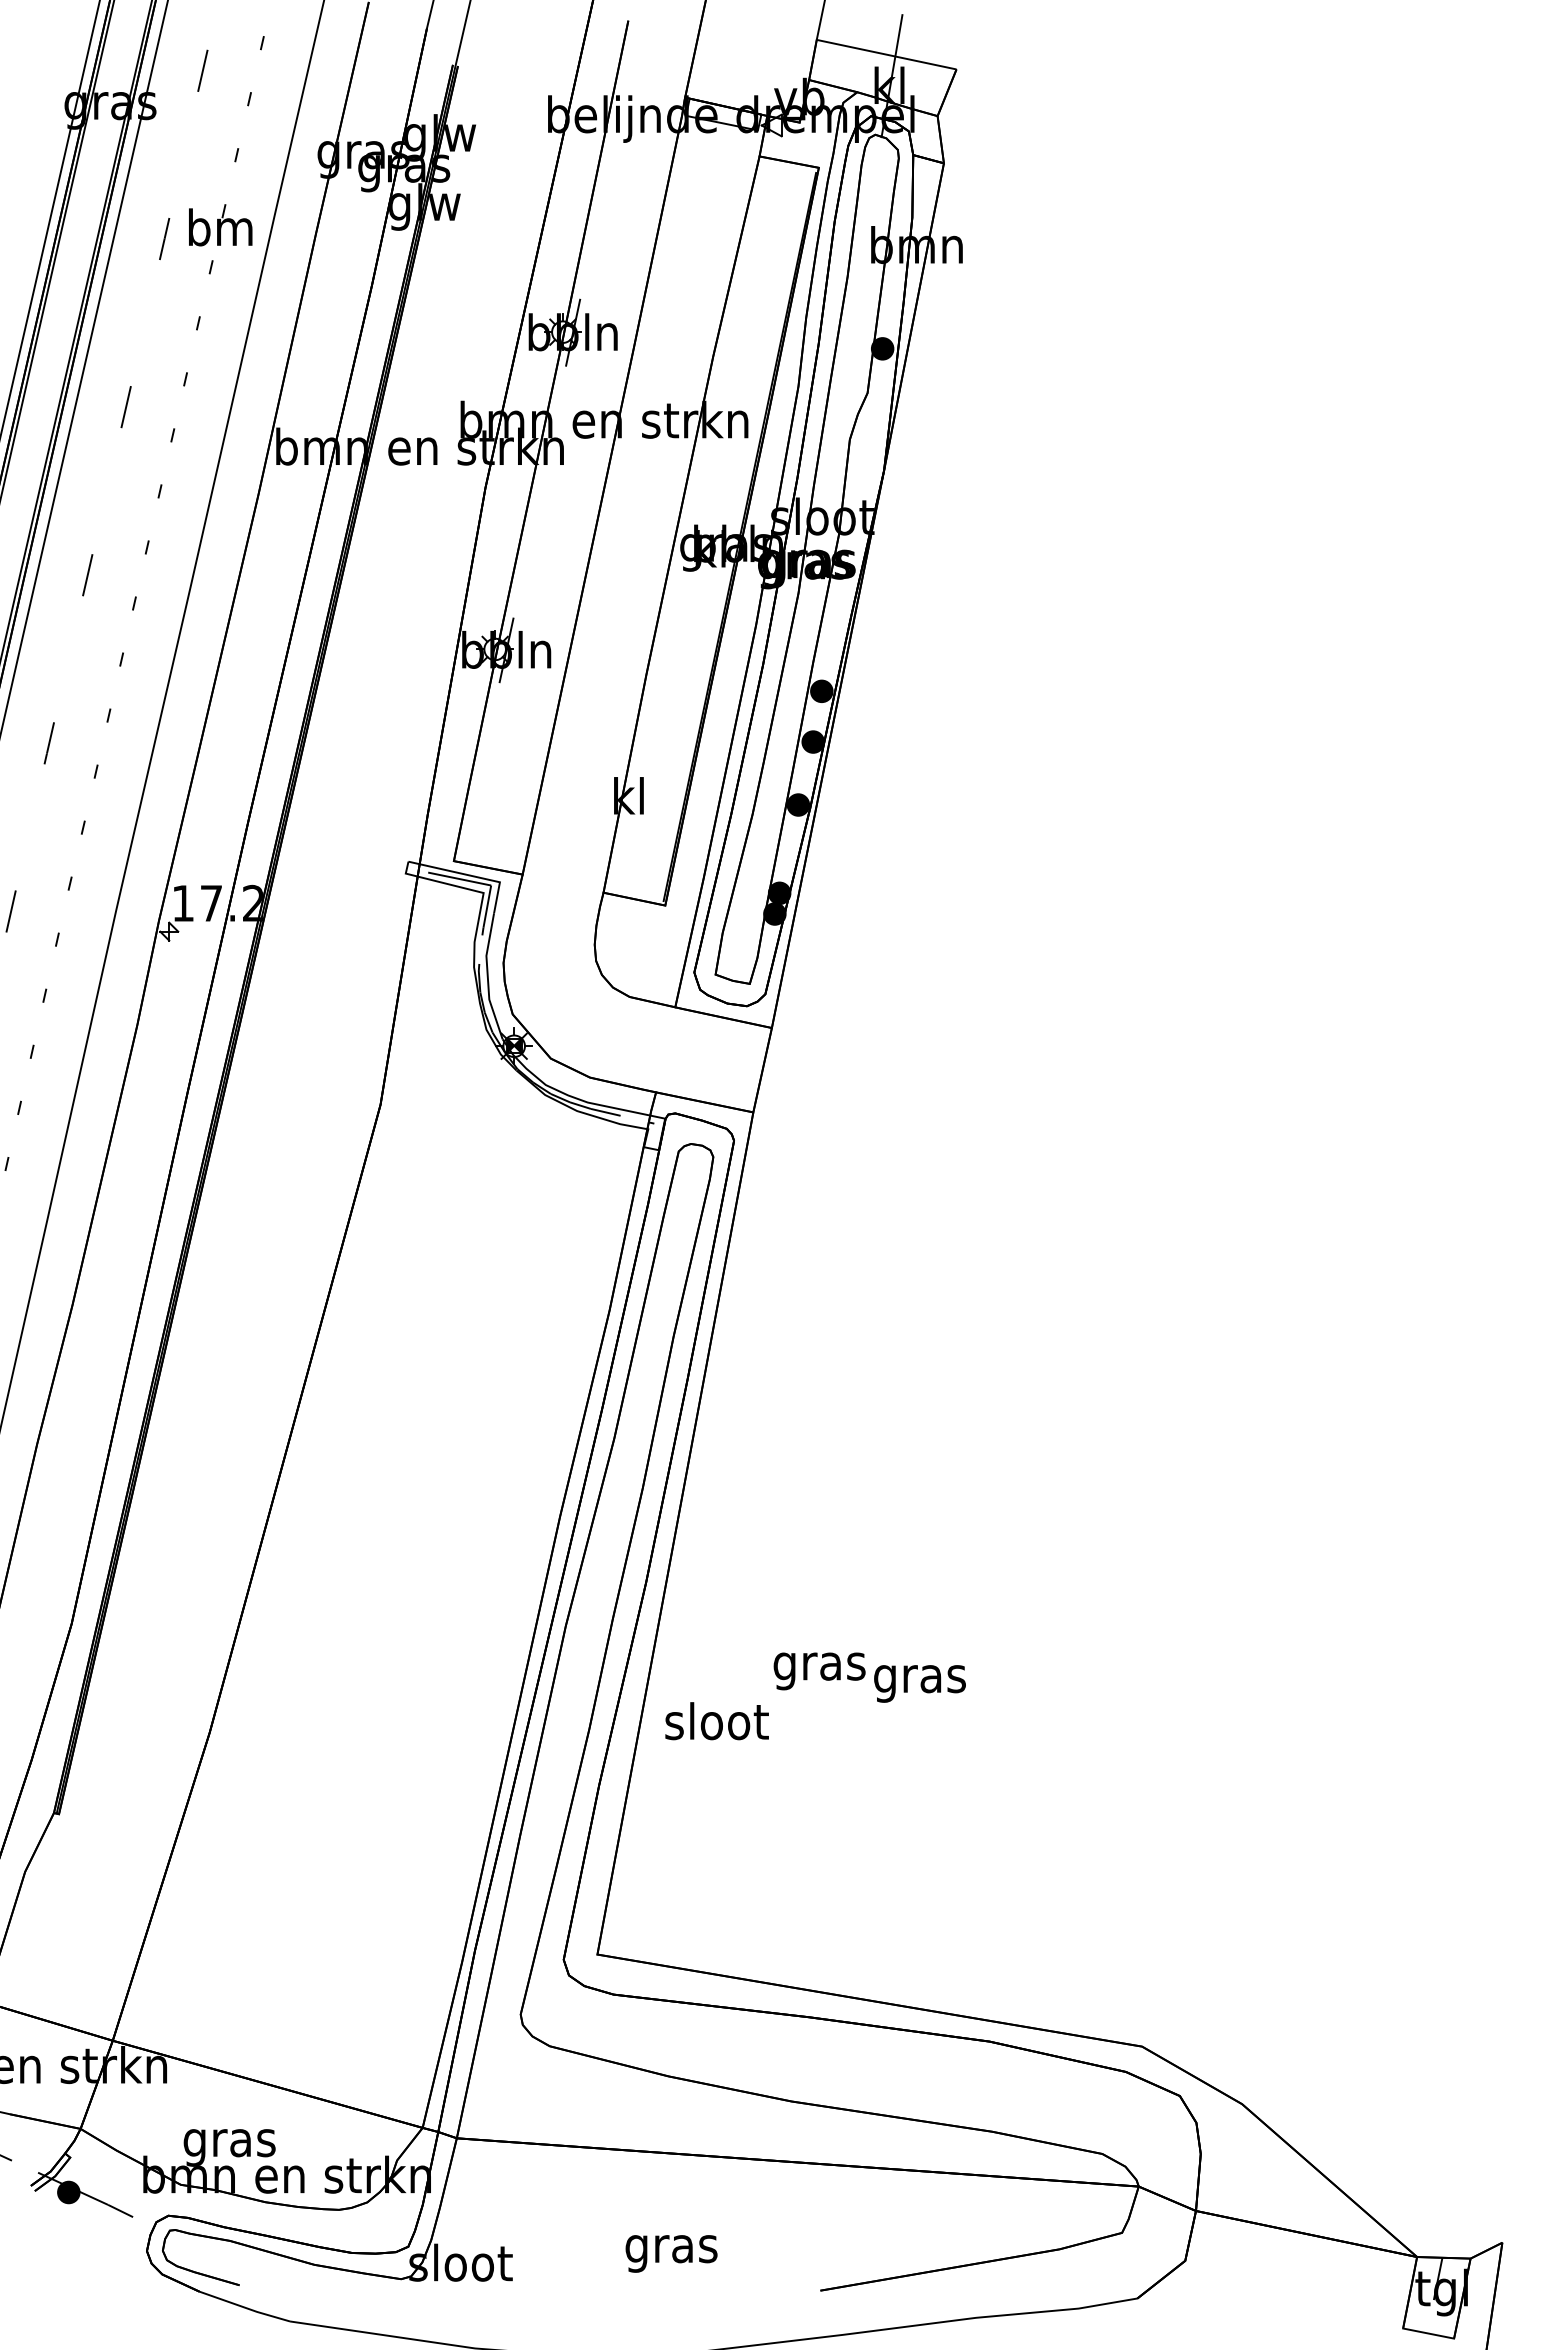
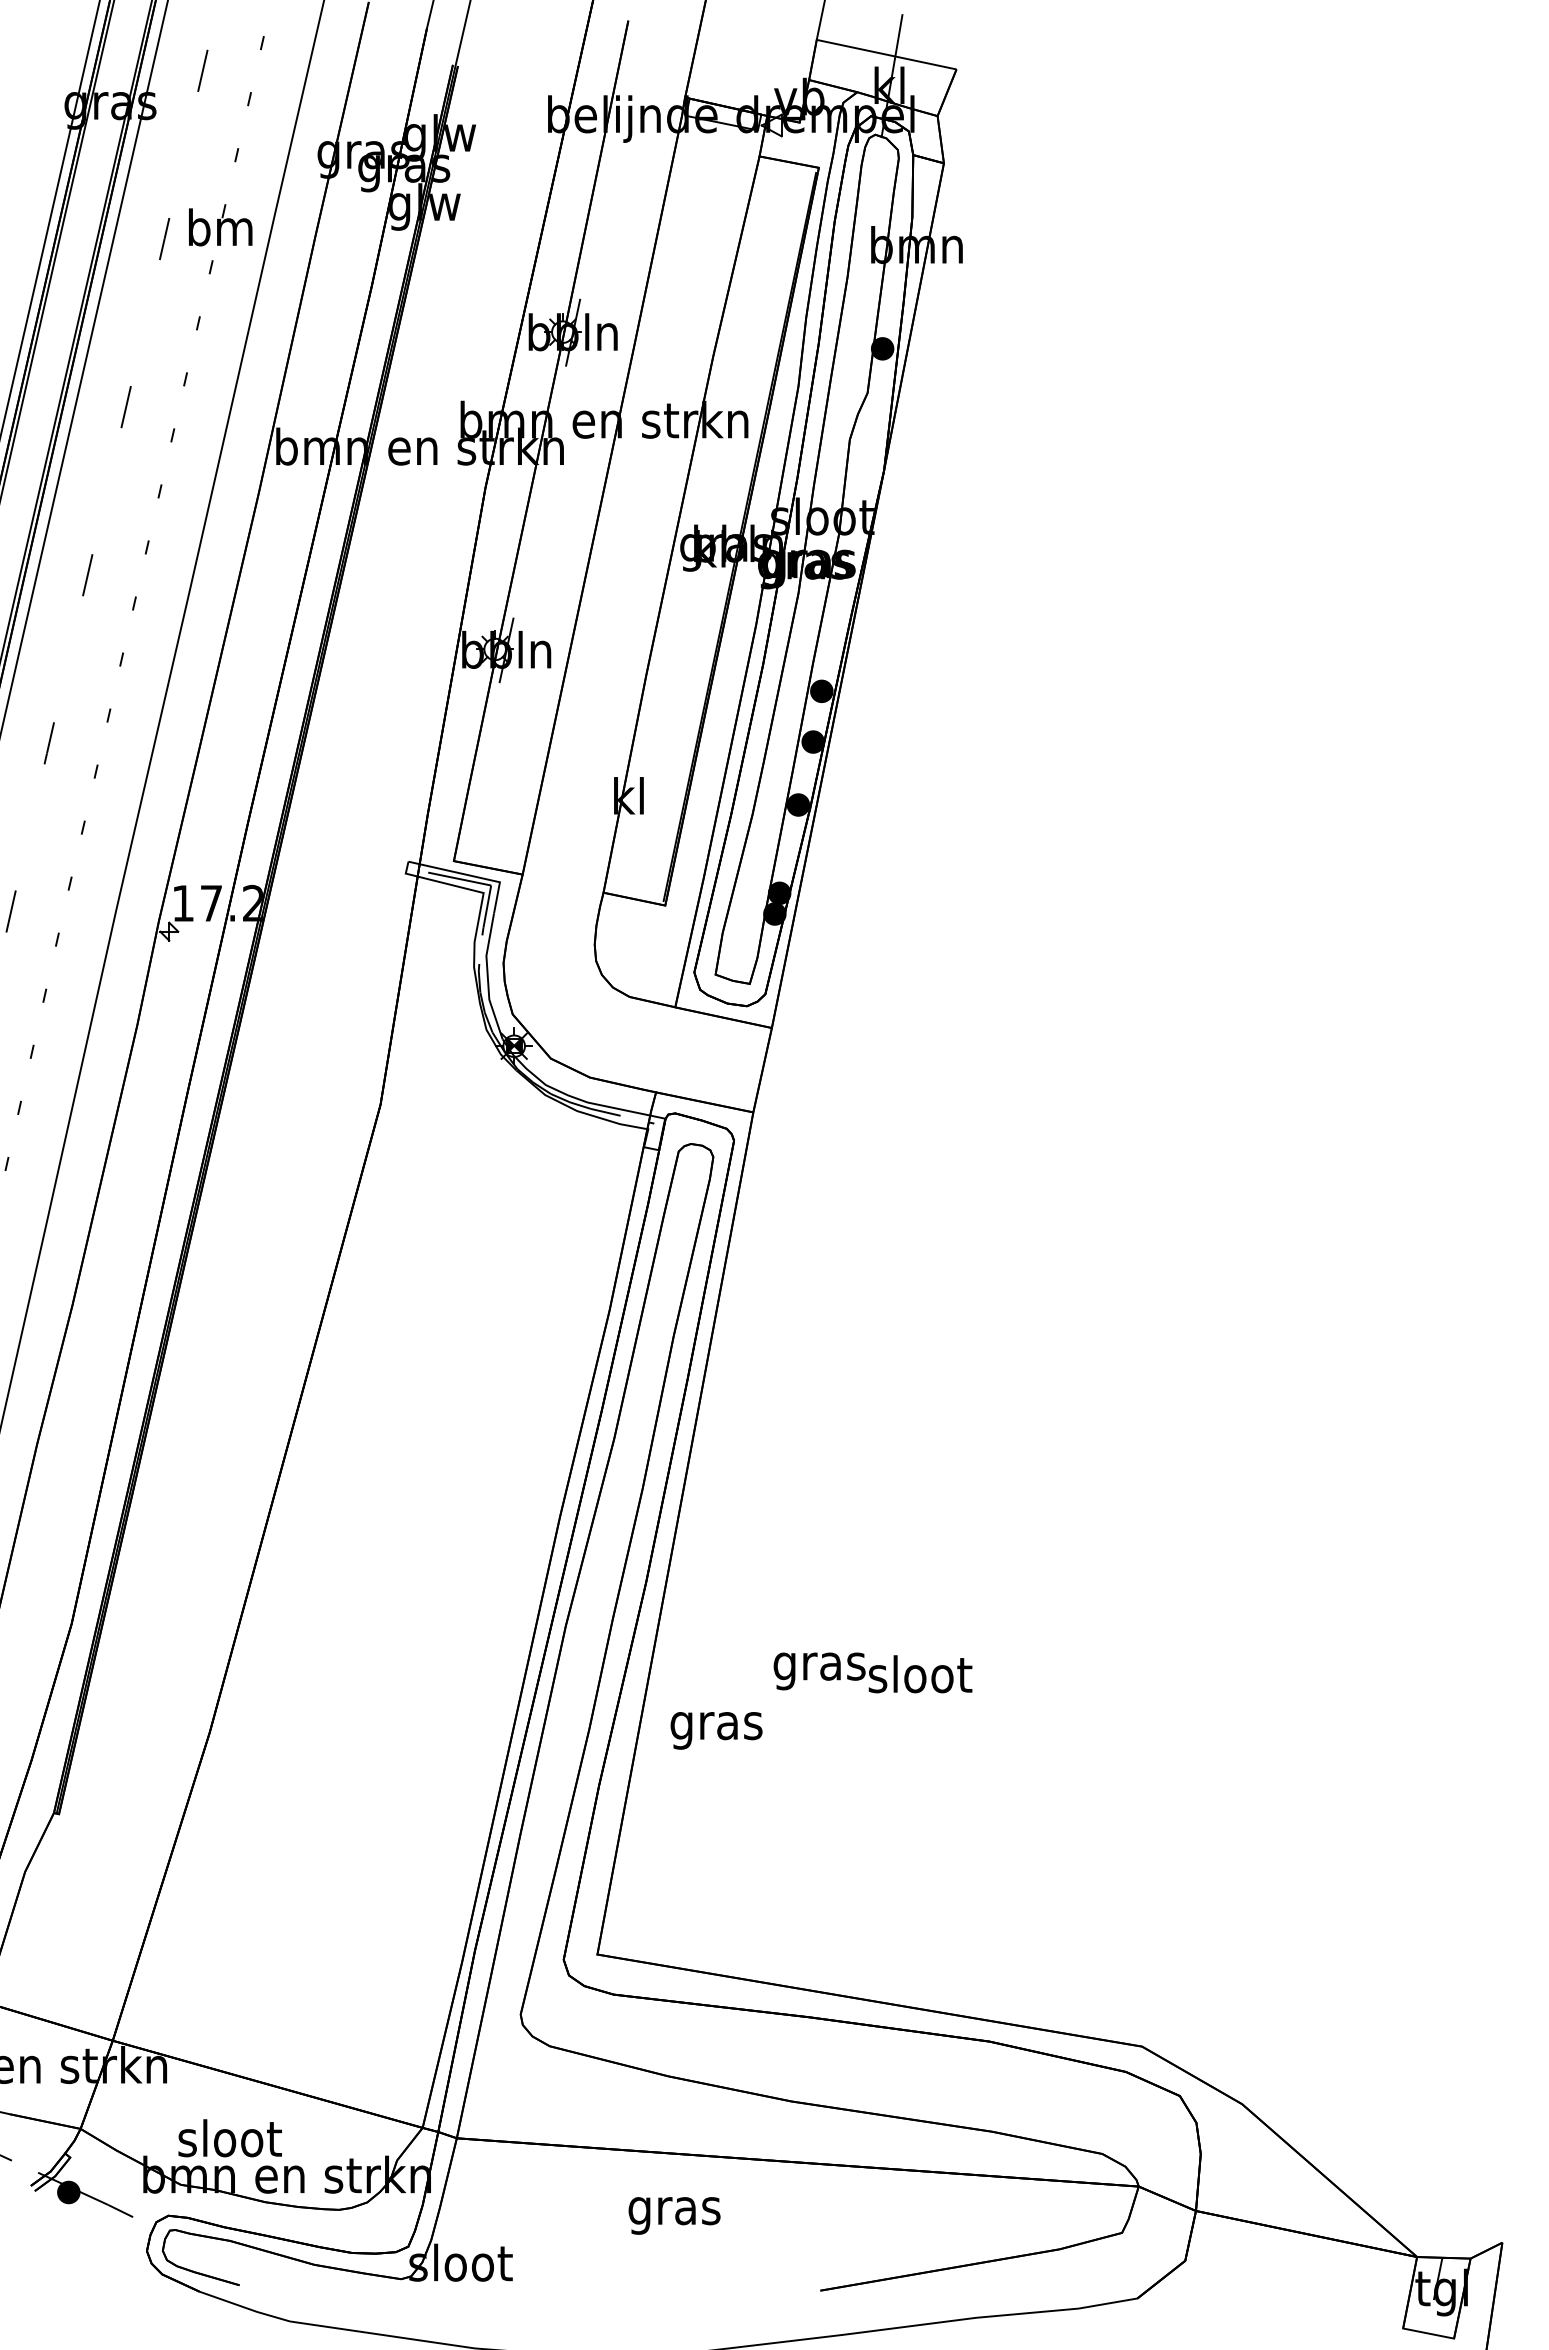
text: gras -> sloot (920, 1678)
text: sloot -> gras (716, 1725)
text: gras -> sloot (229, 2142)
text position: (671, 2253) -> (674, 2215) (674, 2215)
